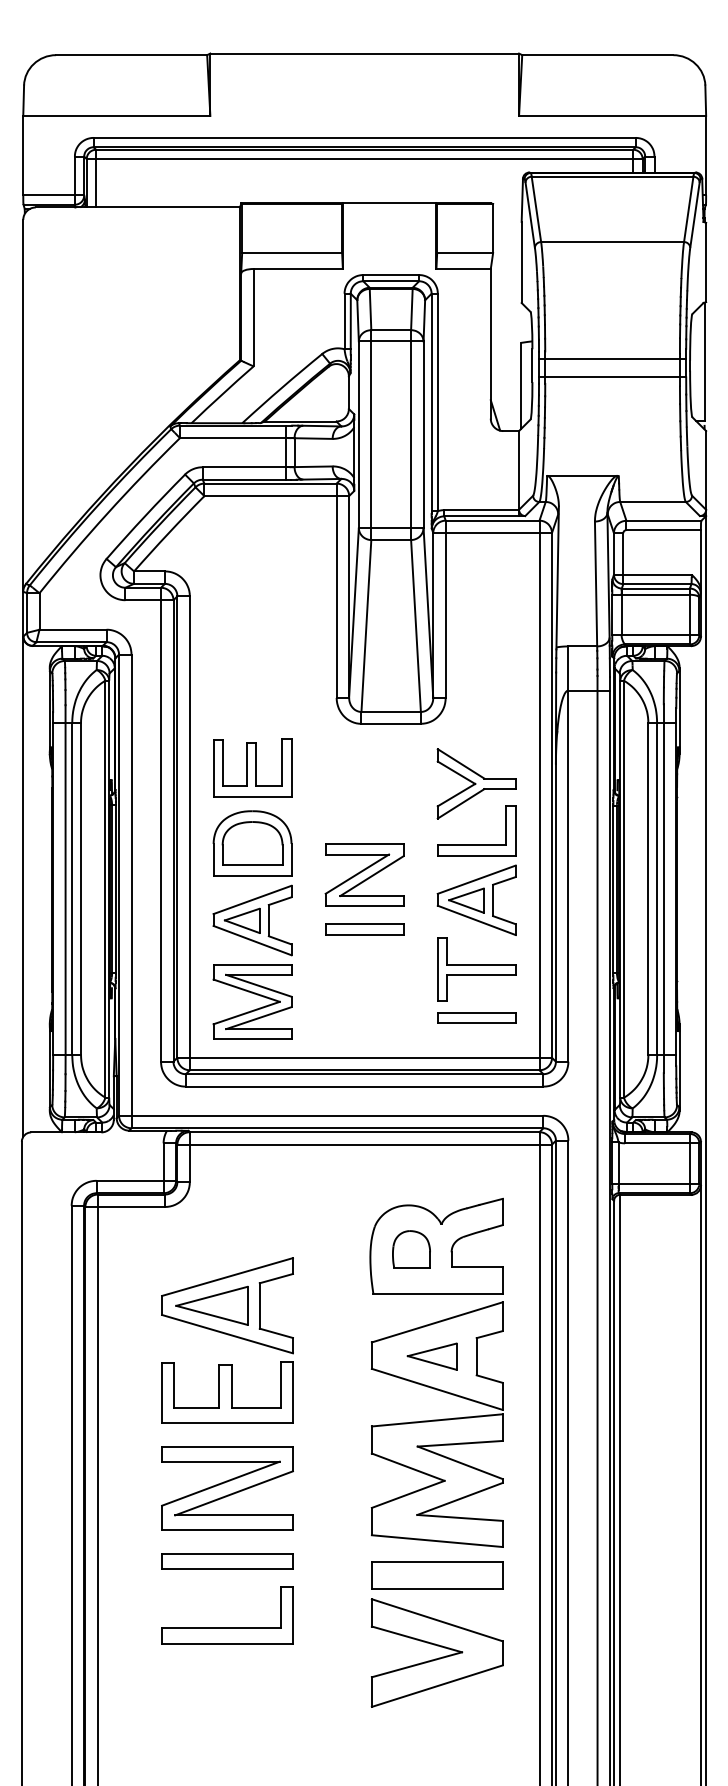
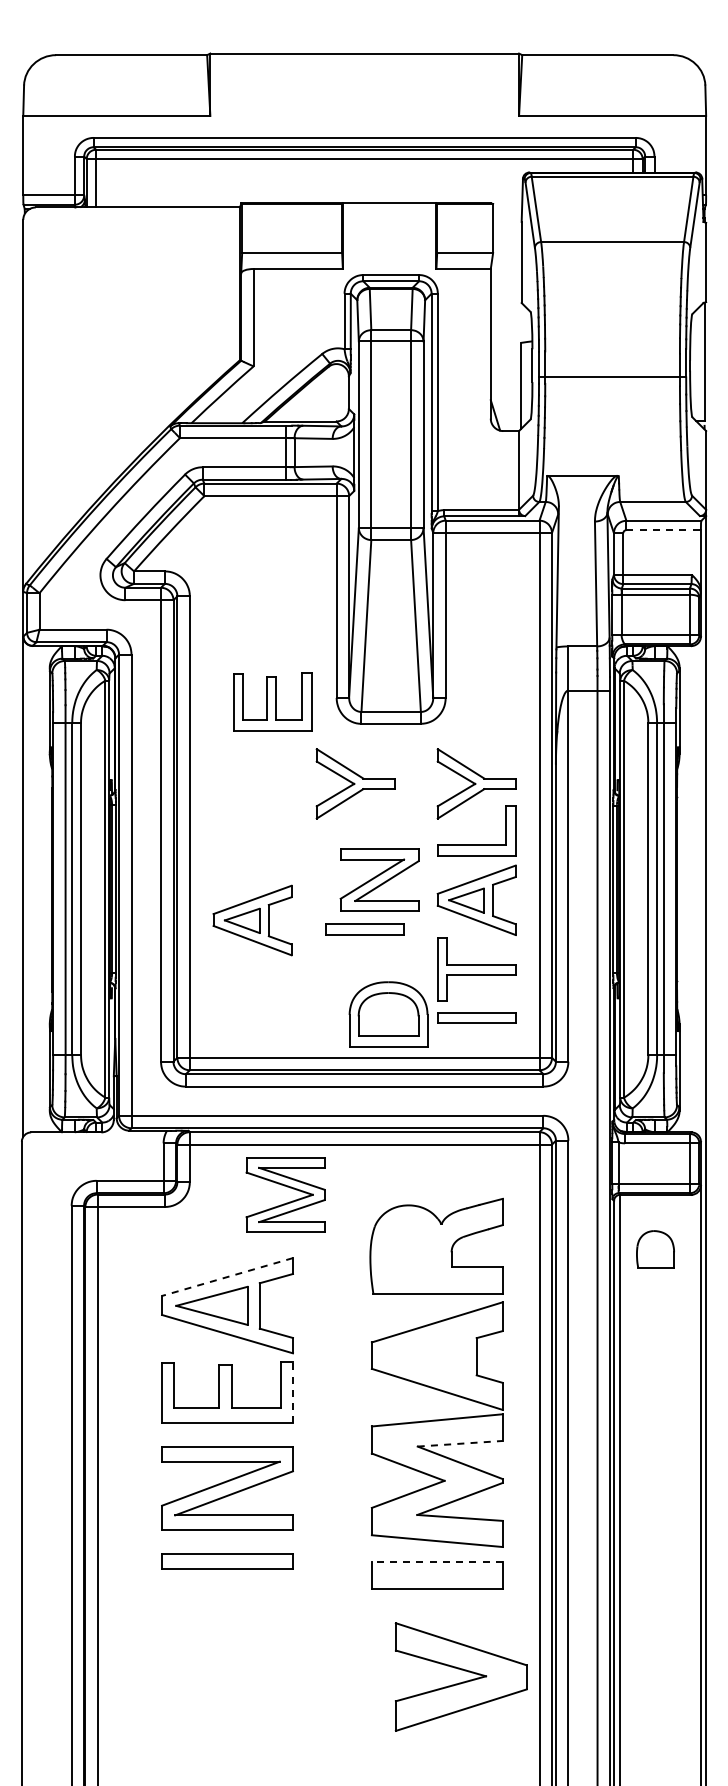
line: present -> none (612, 359)
line: solid -> dashed (664, 530)
part position: (252, 767) -> (272, 701) (272, 701)
part: none -> present (355, 783)
part position: (252, 843) -> (388, 1014) (388, 1014)
part position: (364, 874) -> (379, 879) (379, 879)
part position: (254, 994) -> (287, 1187) (287, 1187)
part position: (411, 1249) -> (655, 1249) (655, 1249)
line: solid -> dashed (227, 1277)
part: present -> none (431, 1356)
line: solid -> dashed (292, 1392)
line: solid -> dashed (460, 1443)
line: solid -> dashed (436, 1561)
part: present -> none (227, 1627)
part position: (436, 1652) -> (460, 1676) (460, 1676)
